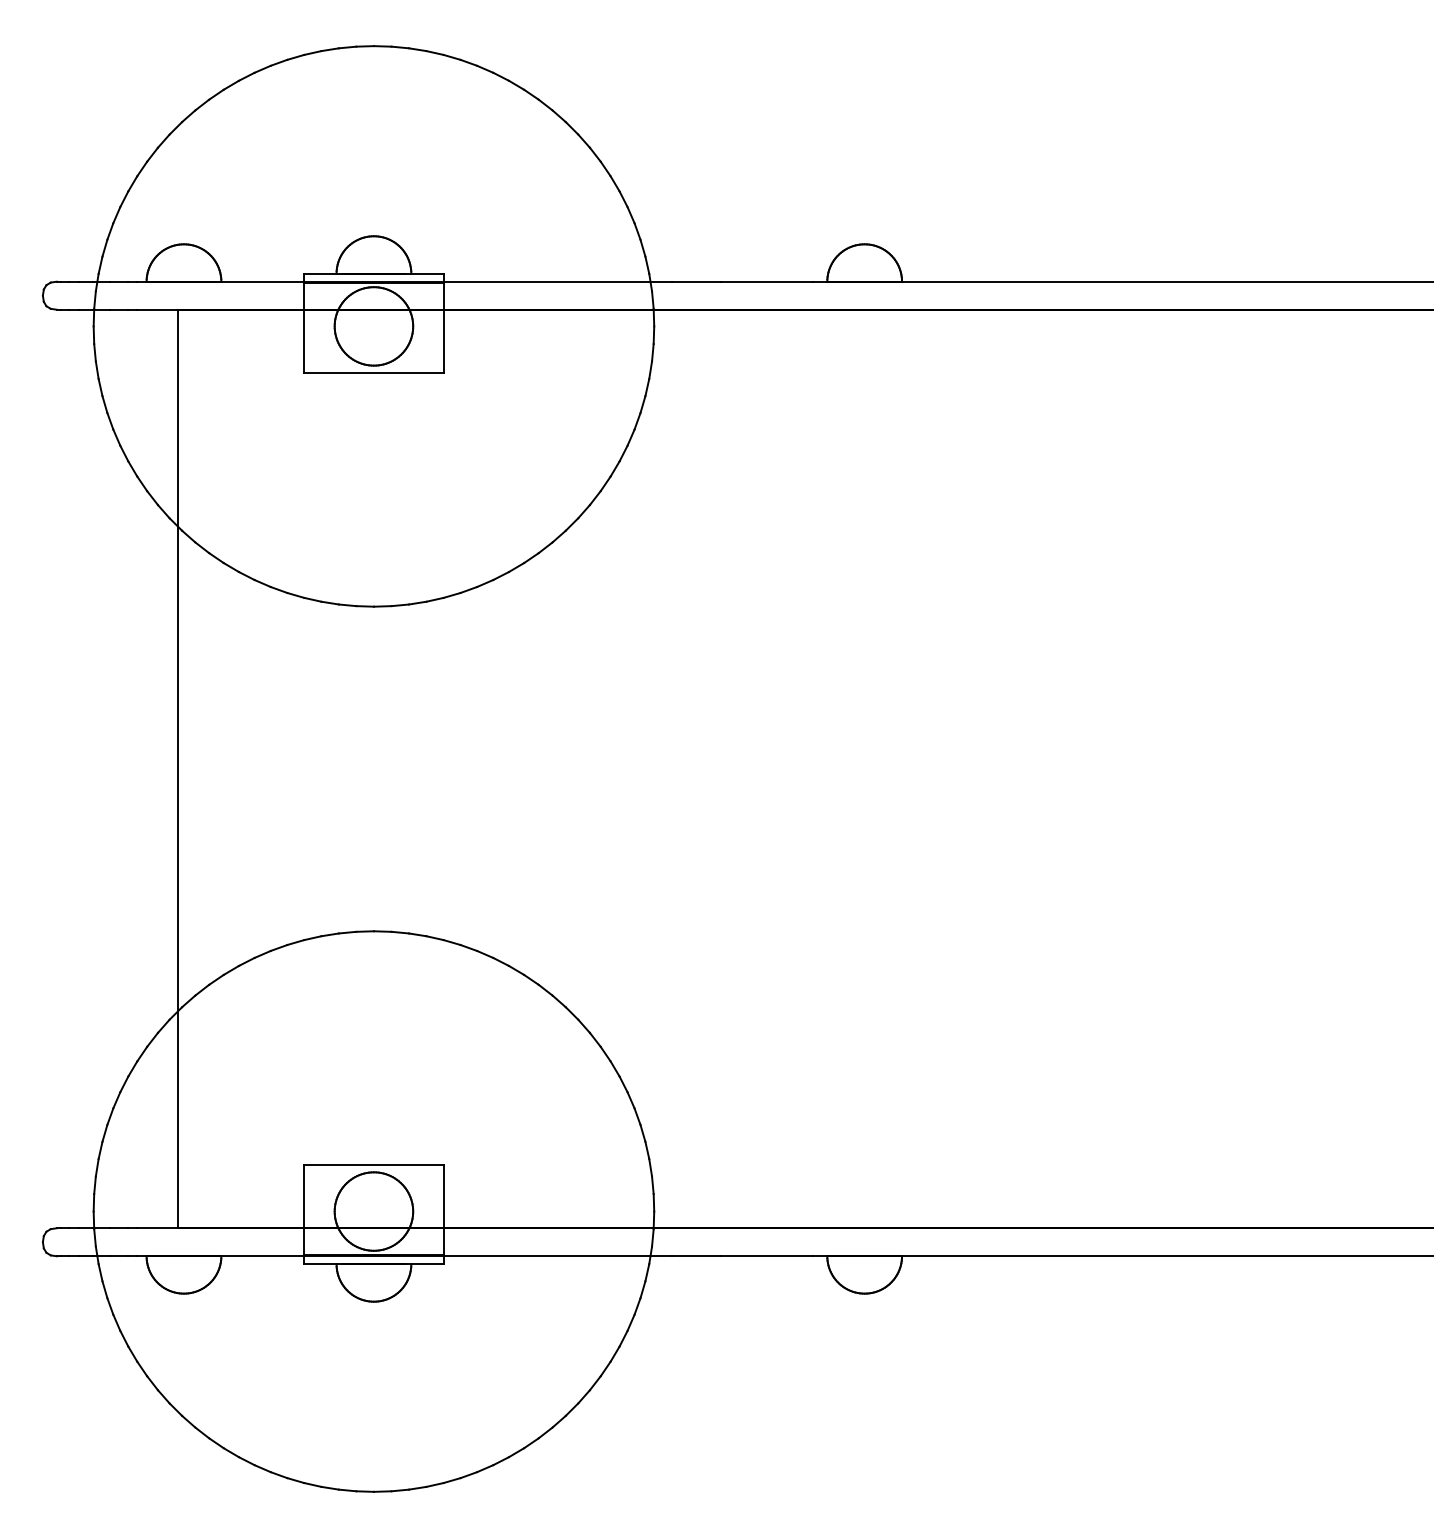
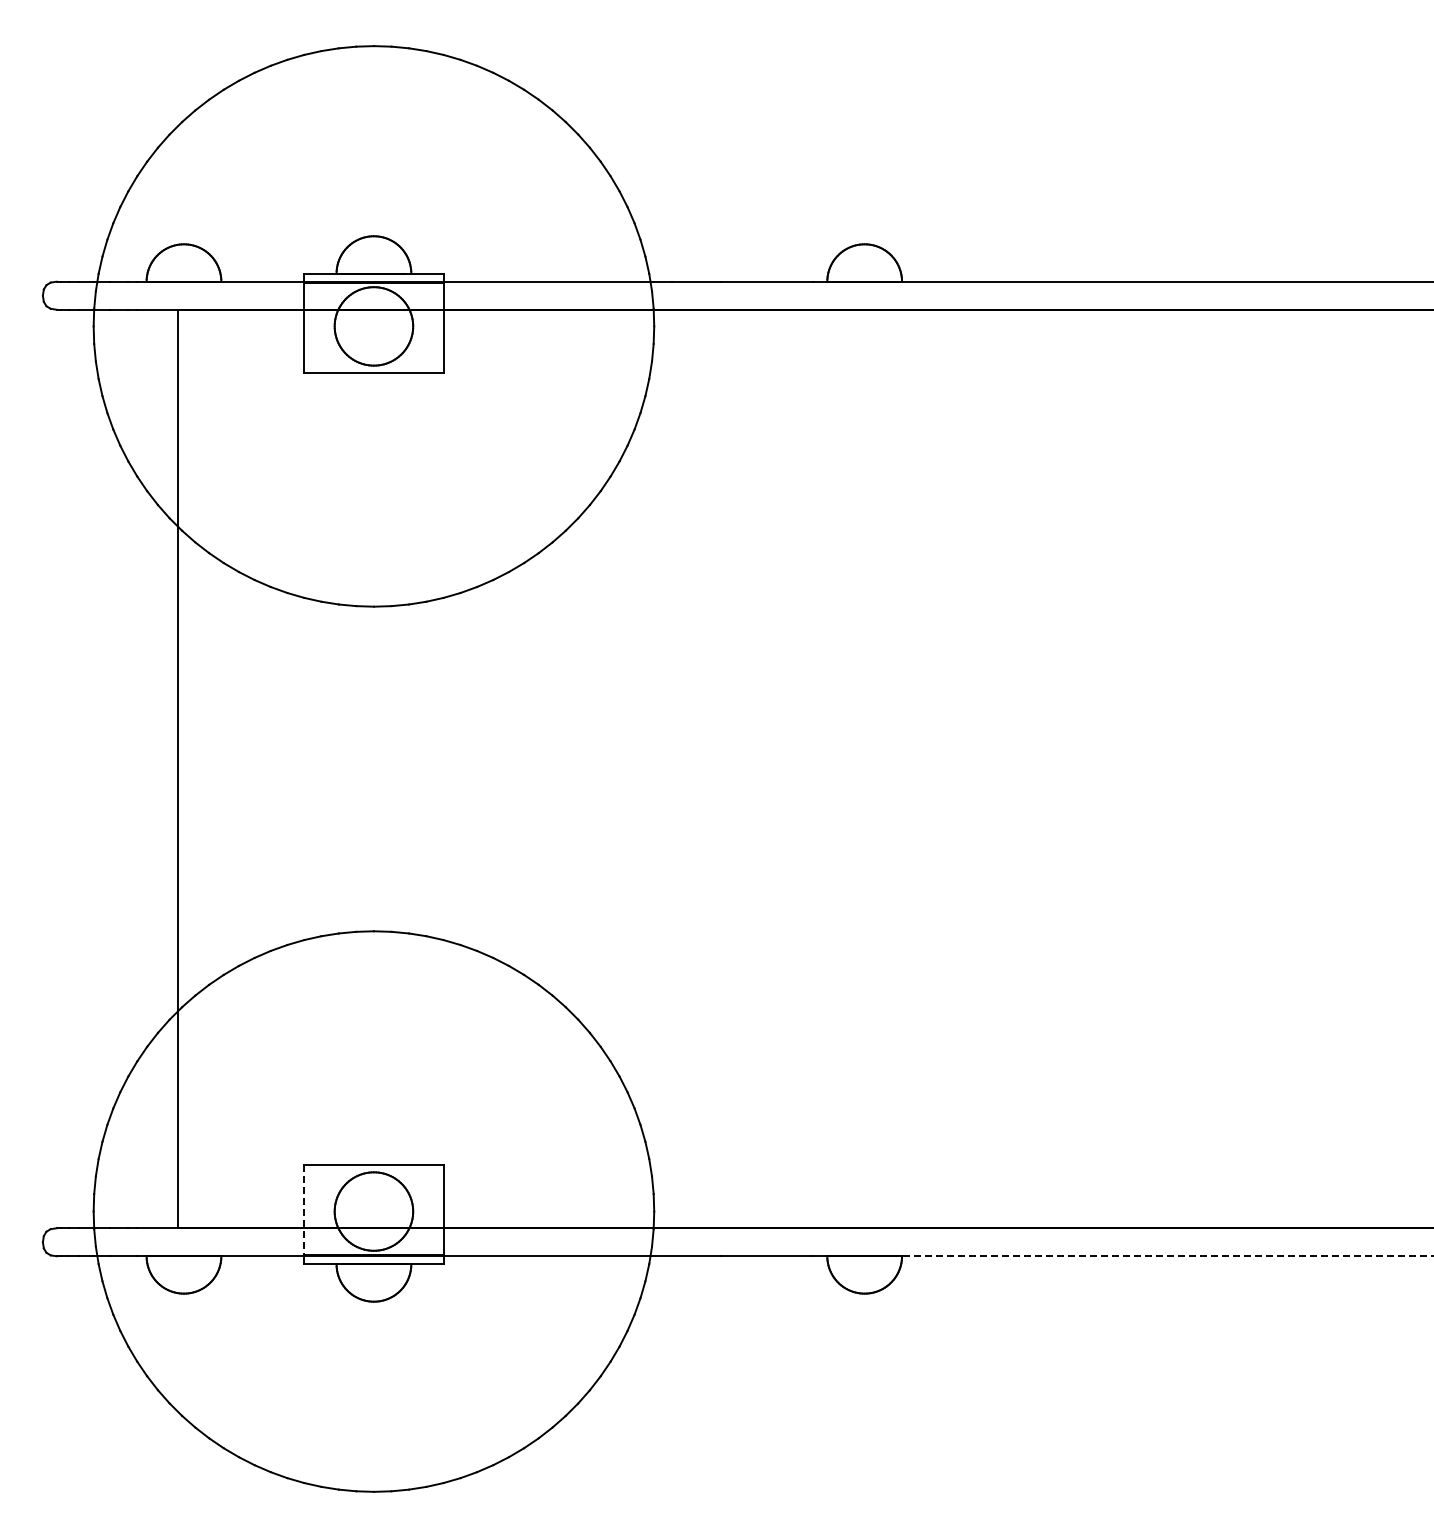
line: solid -> dashed (303, 1210)
line: solid -> dashed (1136, 1256)
